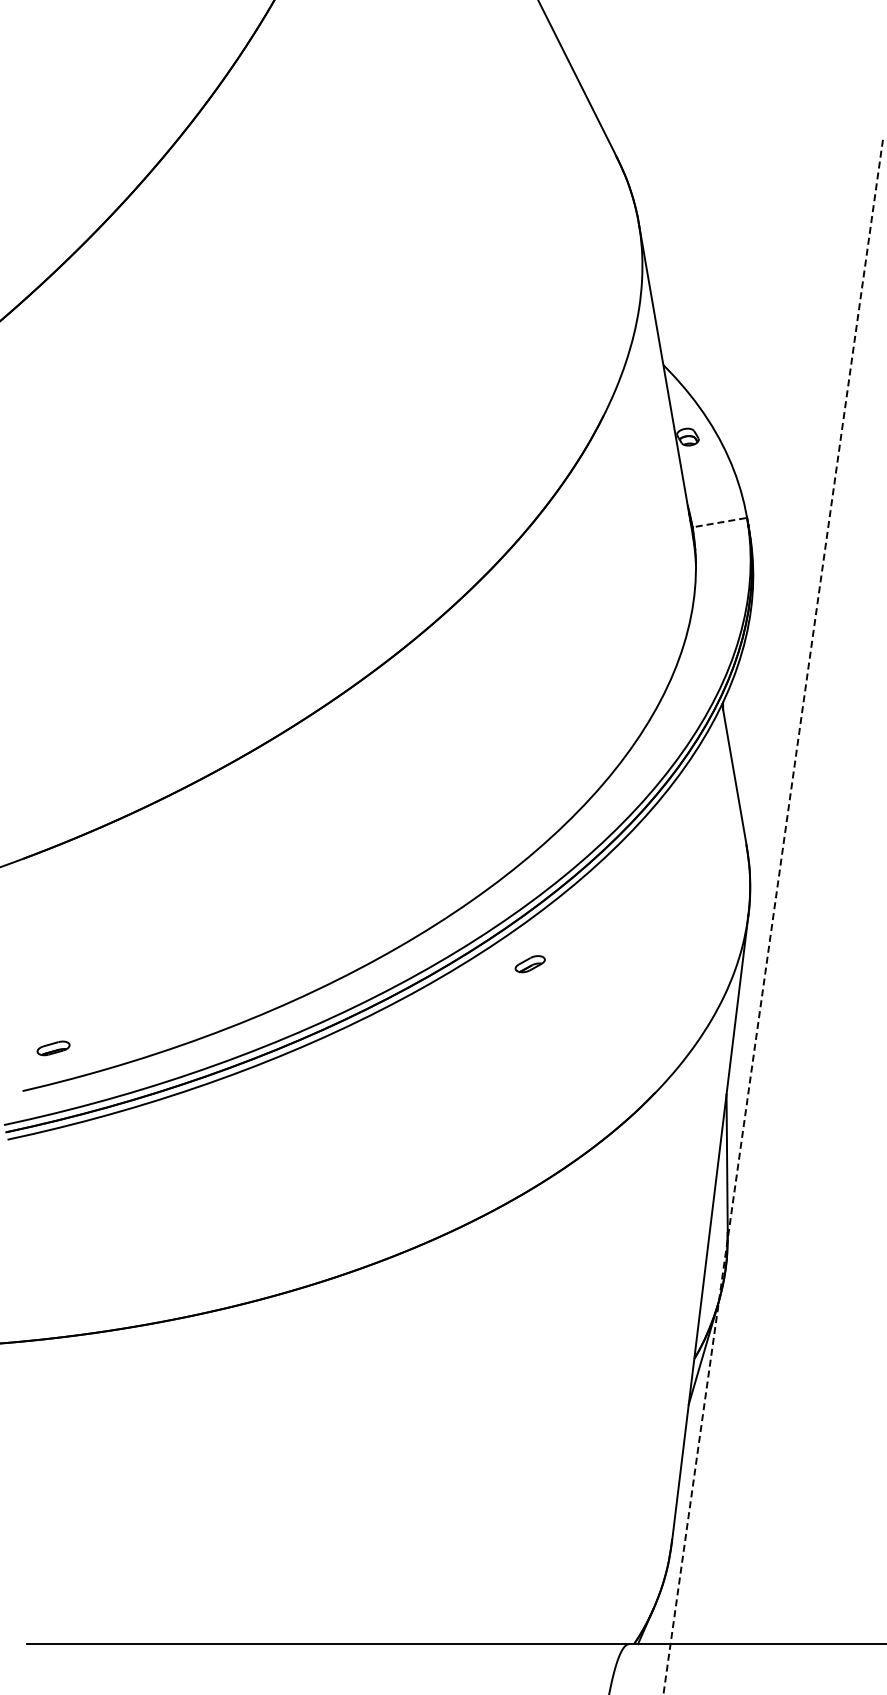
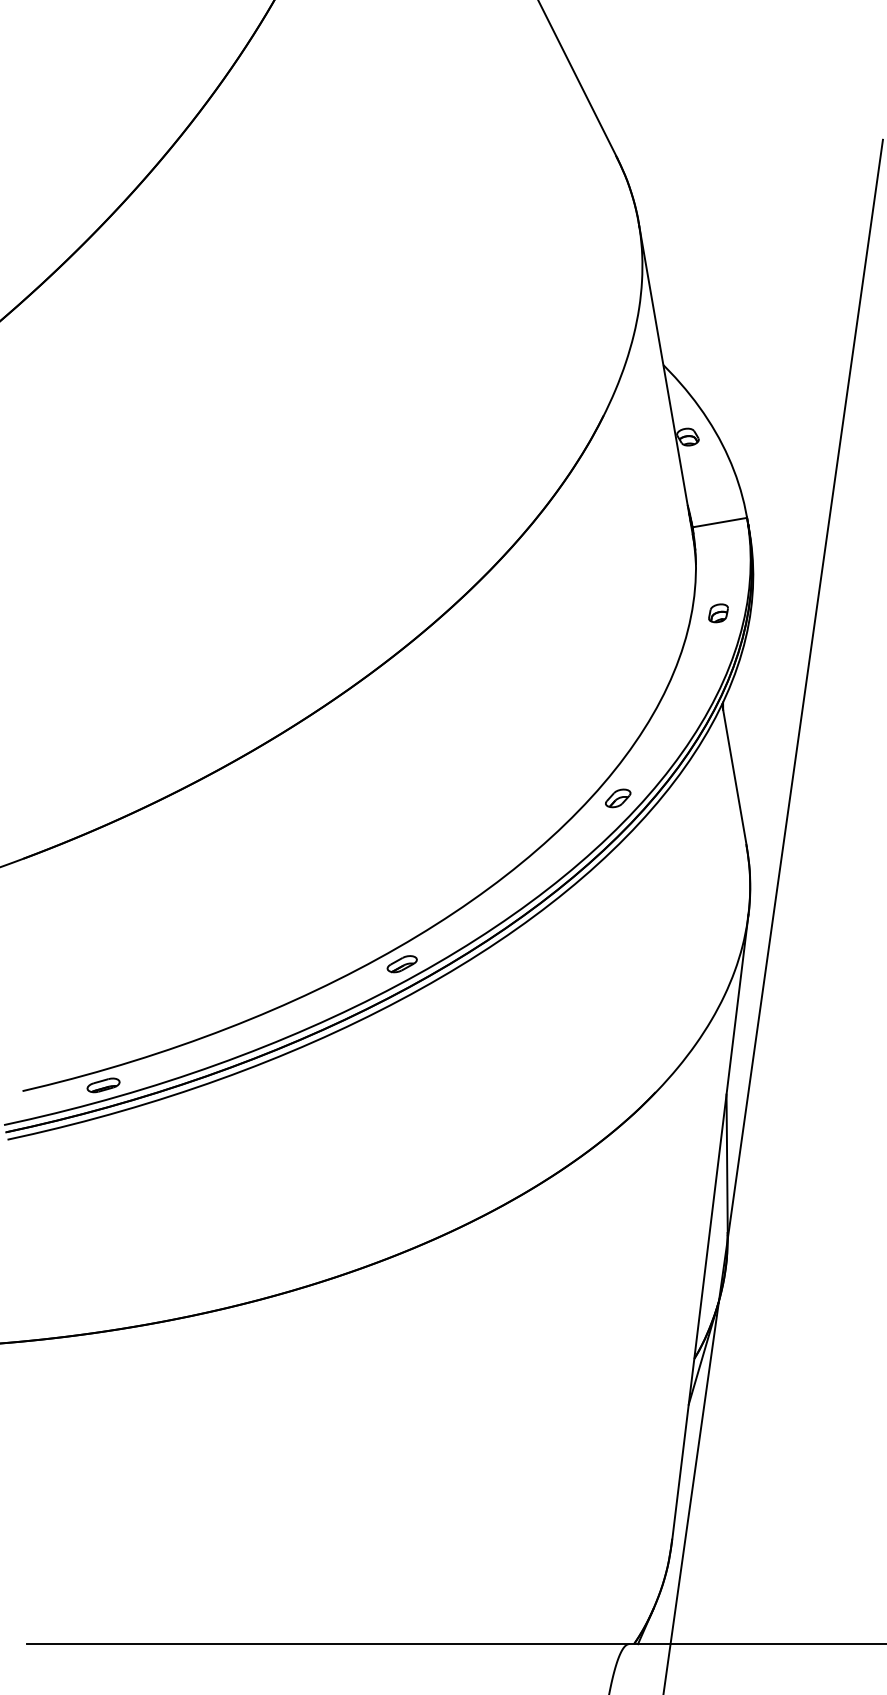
line: dashed -> solid (719, 522)
part: none -> present (718, 613)
part: none -> present (618, 798)
line: dashed -> solid (773, 917)
part position: (529, 964) -> (401, 964) (401, 964)
part position: (53, 1048) -> (103, 1085) (103, 1085)
